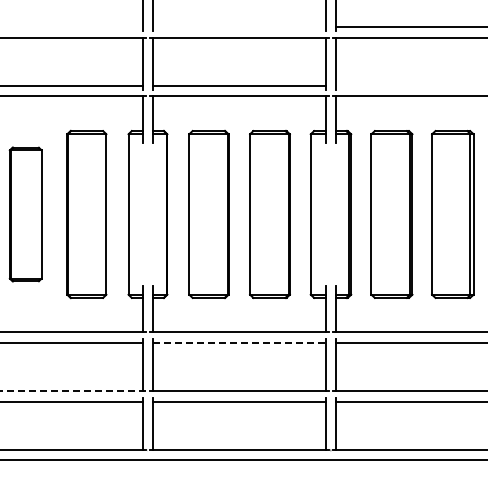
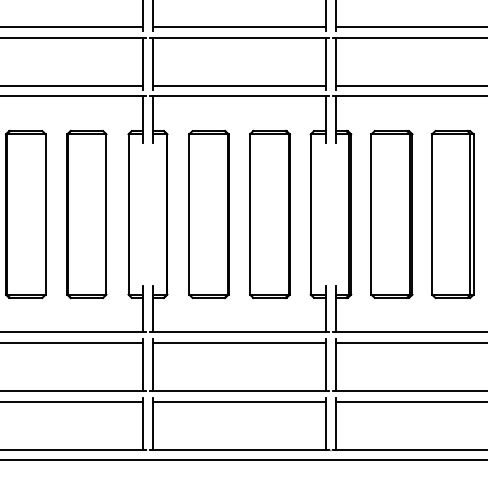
line: none -> present (72, 27)
line: none -> present (239, 27)
line: none -> present (410, 86)
part size: 35x137 px -> 43x169 px (25, 214)
line: dashed -> solid (239, 342)
line: dashed -> solid (73, 391)
